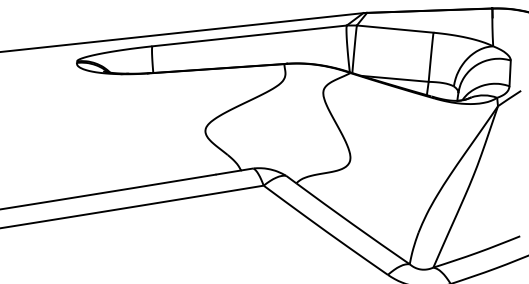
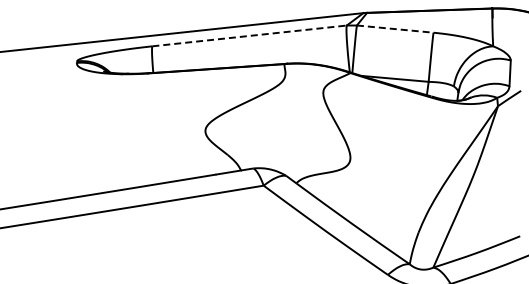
line: solid -> dashed (395, 29)
line: solid -> dashed (249, 35)
